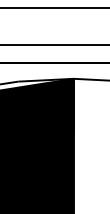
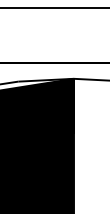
line: present -> none (54, 44)
